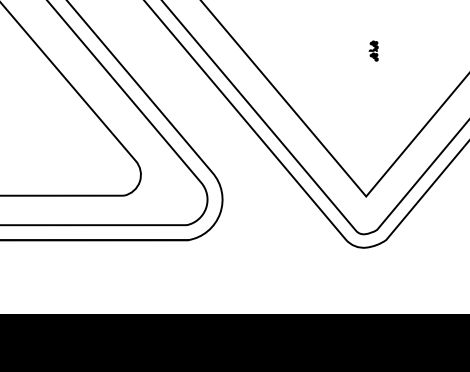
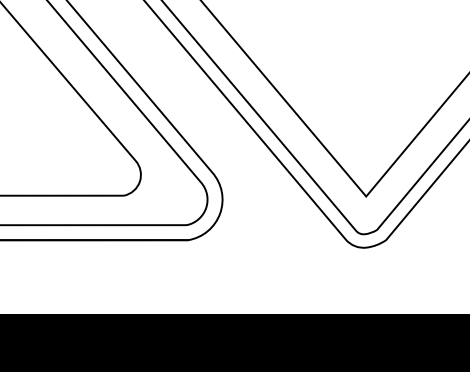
part: present -> none (373, 50)
